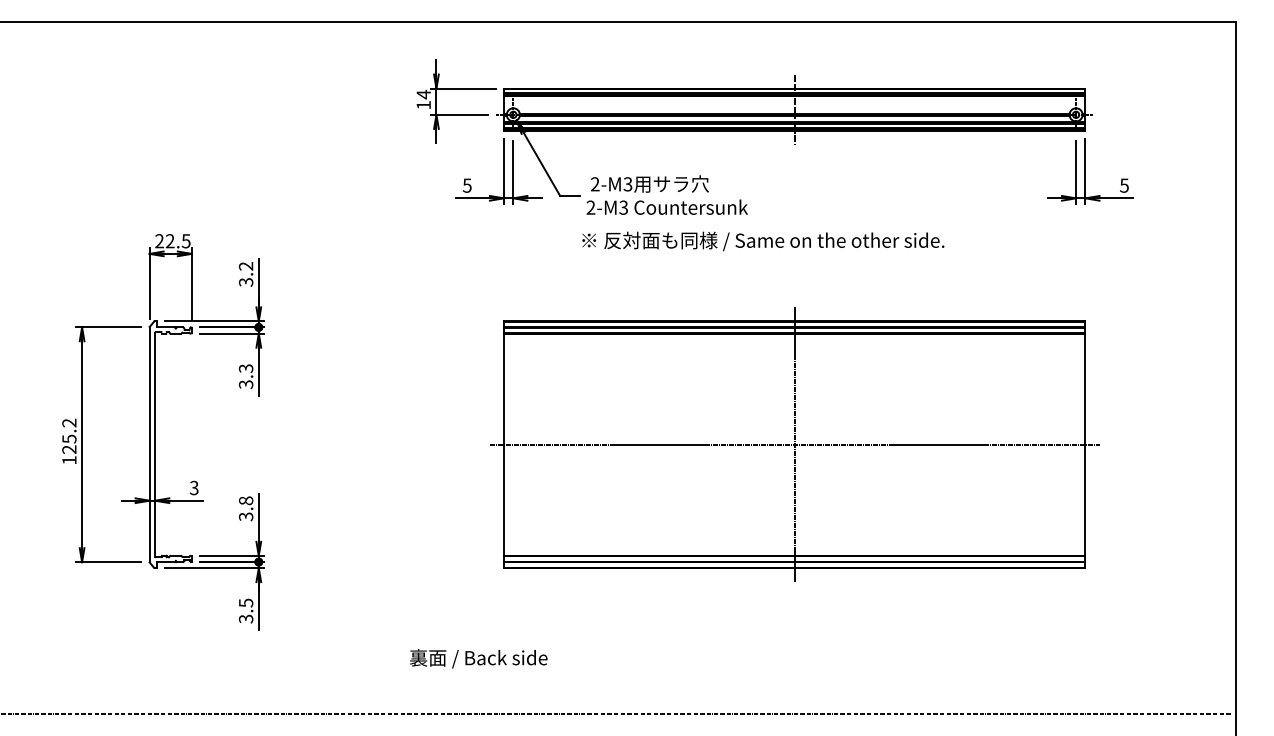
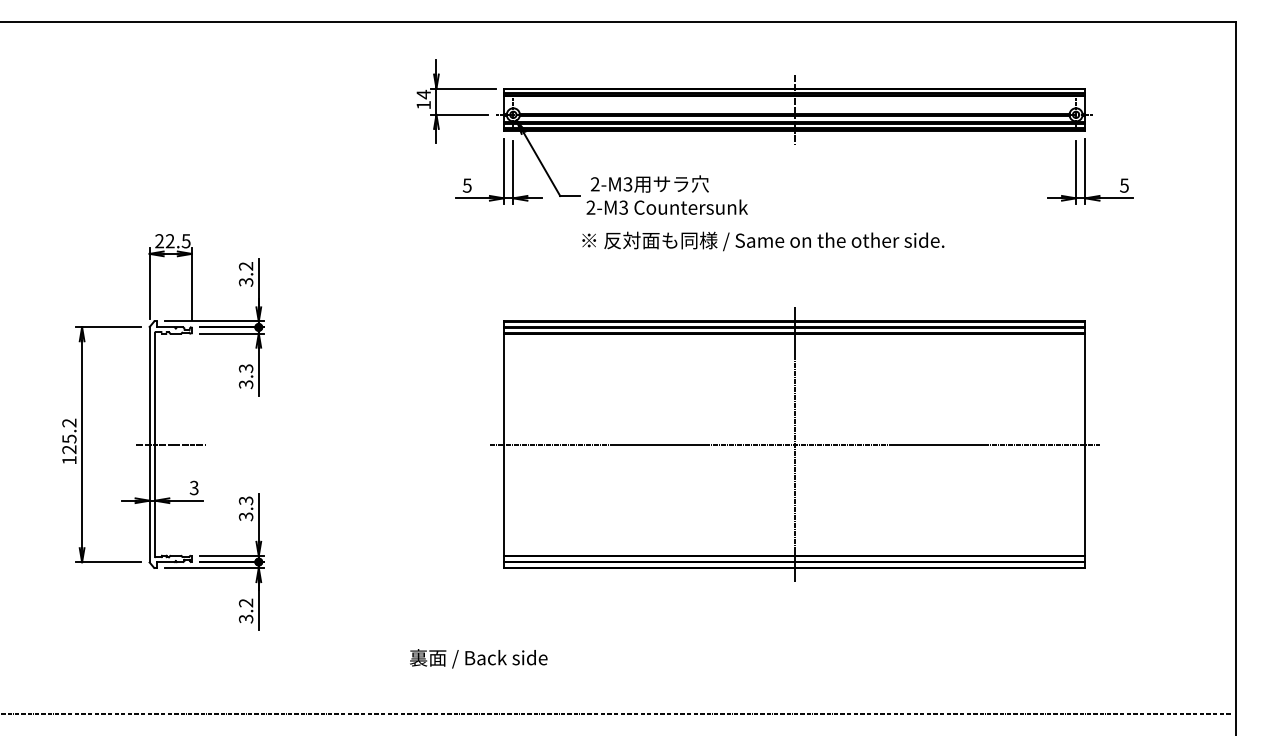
line: none -> present (170, 444)
text: 3.8 -> 3.3 (246, 500)
text: 3.5 -> 3.2 (245, 602)
